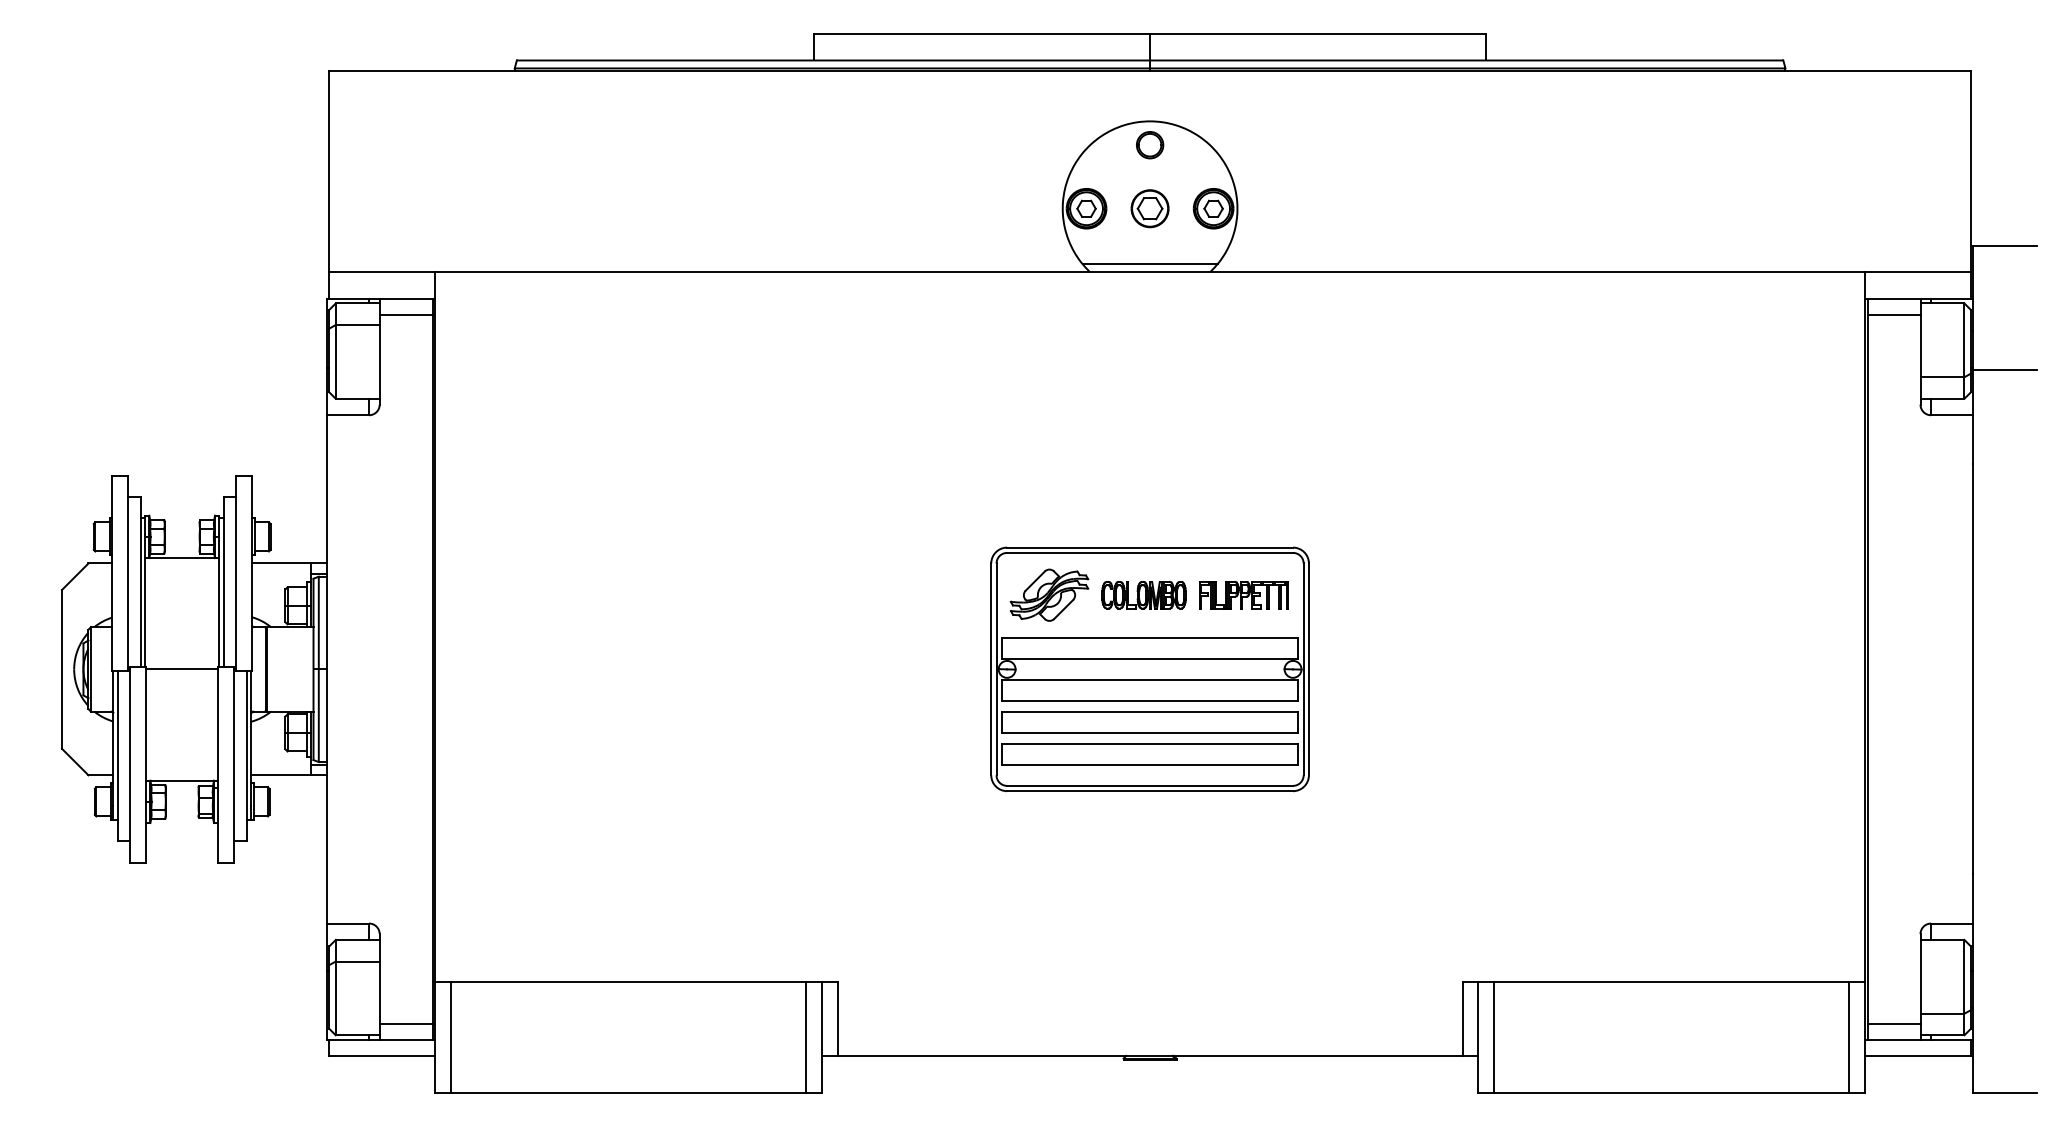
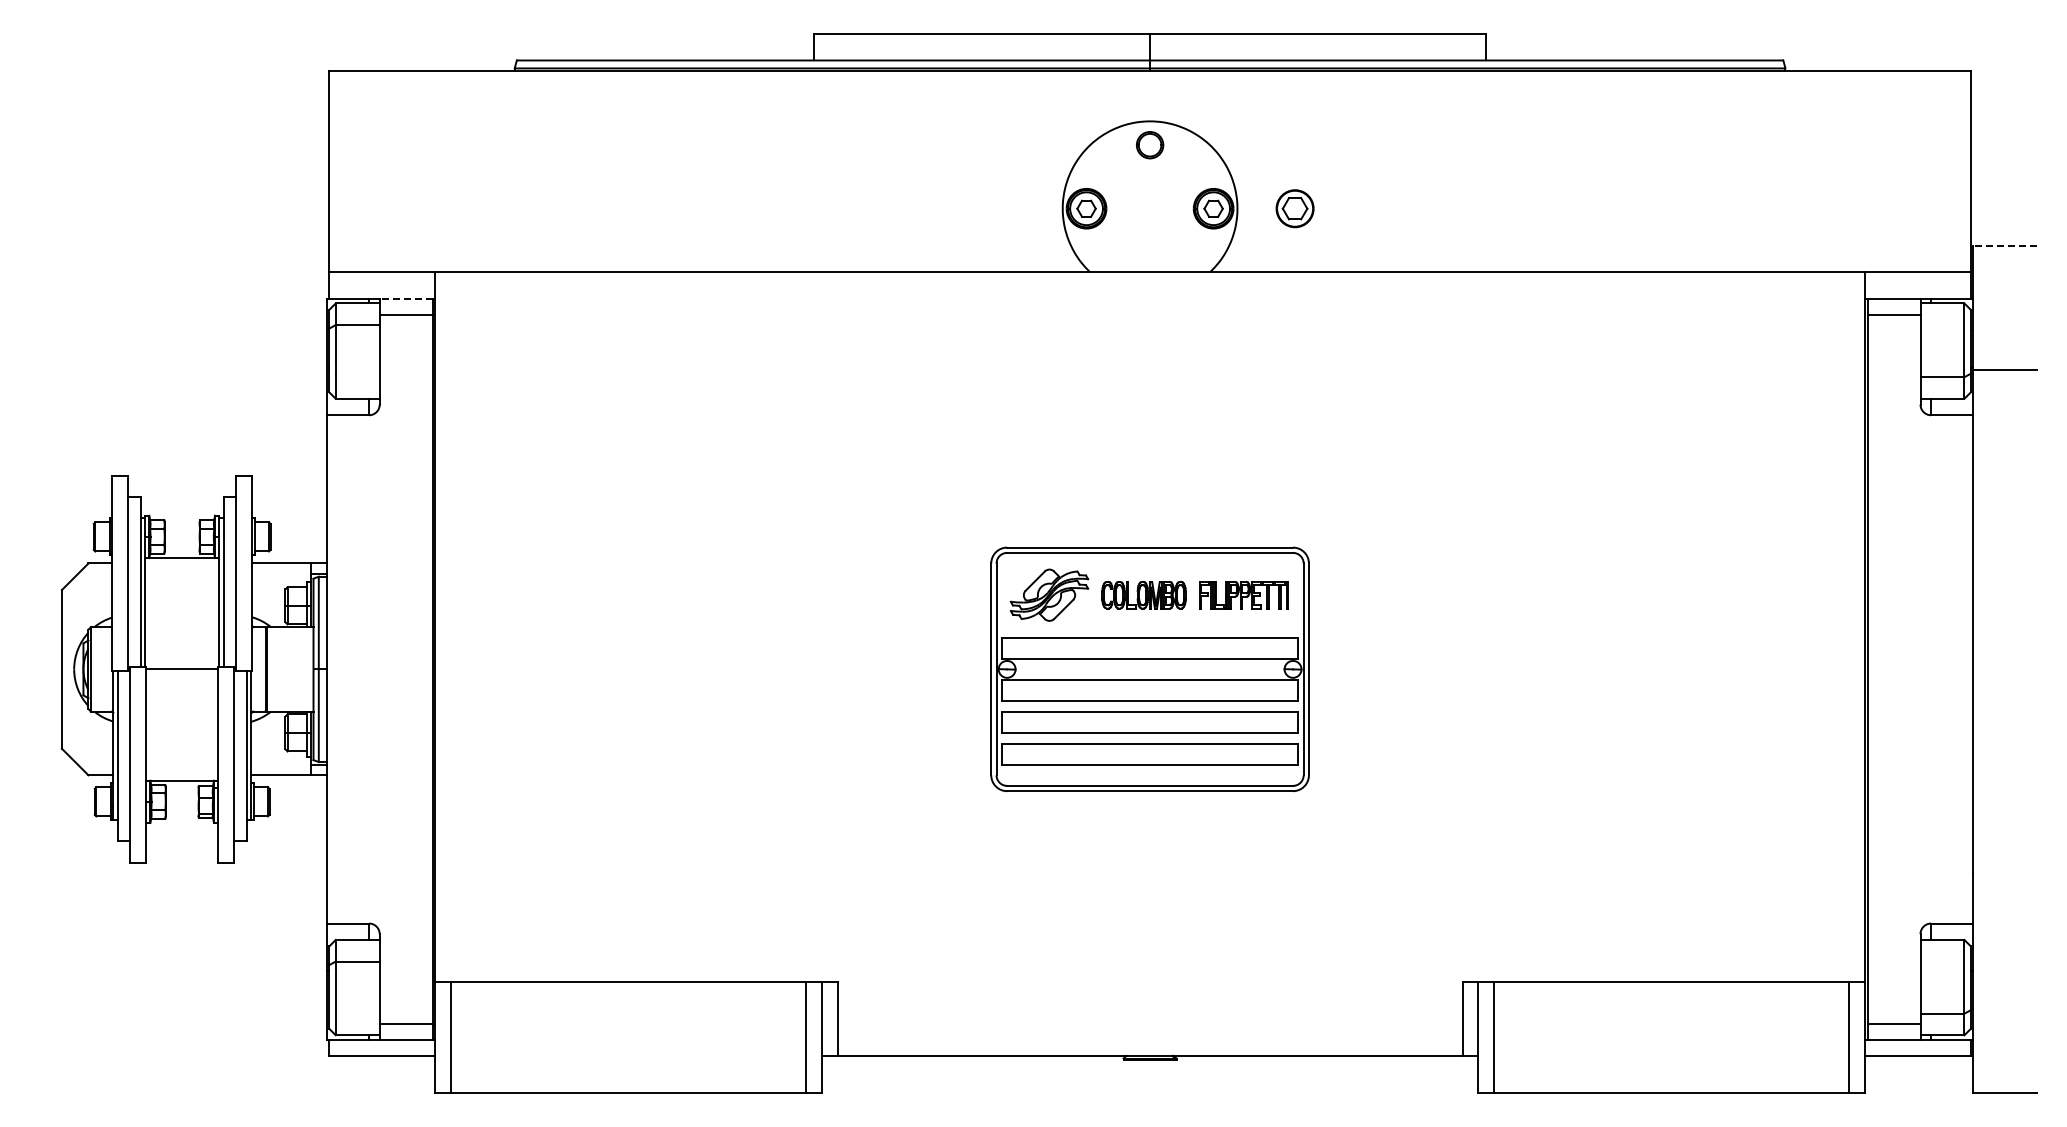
part position: (1149, 208) -> (1294, 208) (1294, 208)
line: solid -> dashed (2005, 245)
line: present -> none (1149, 264)
line: solid -> dashed (405, 298)
